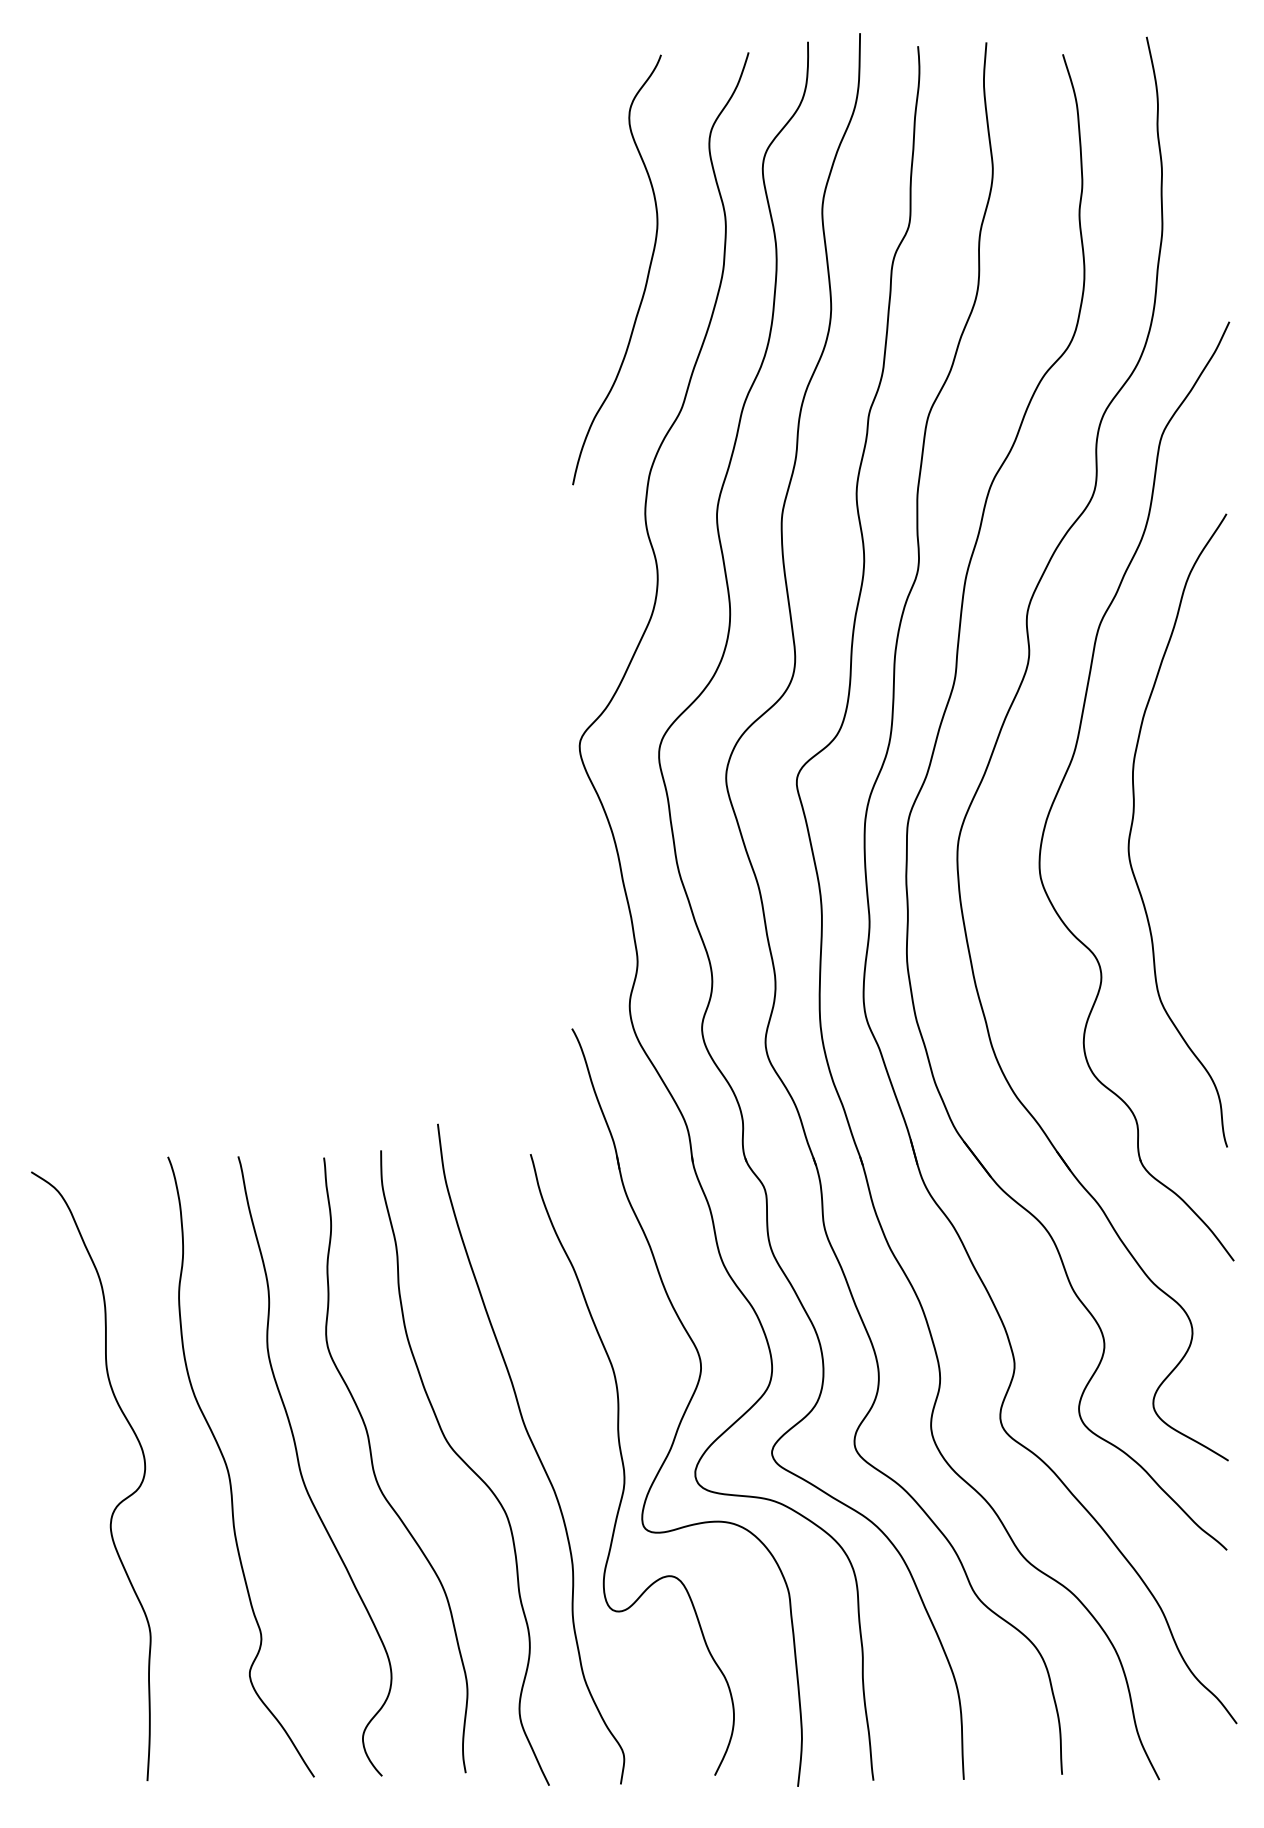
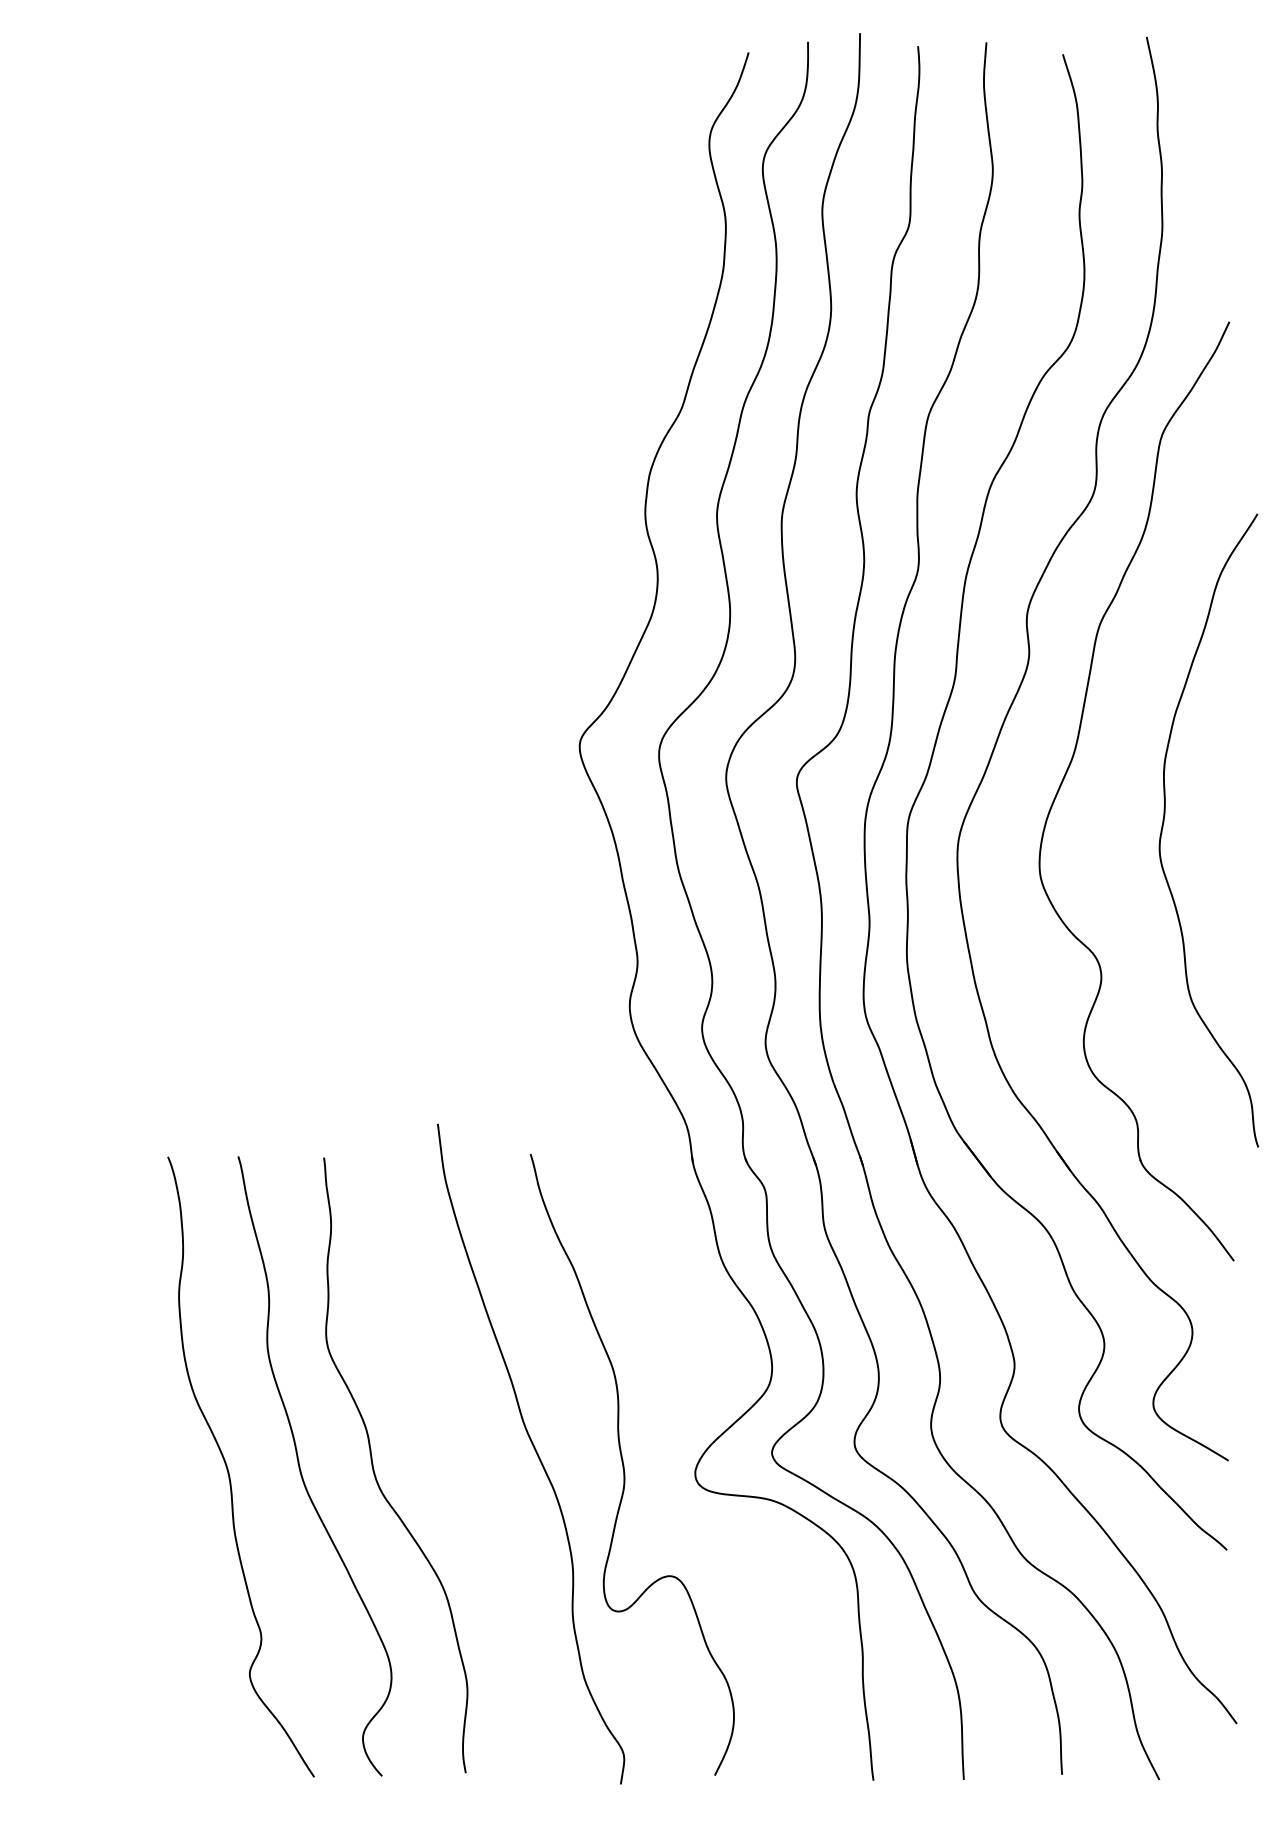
curve: present -> none (646, 277)
curve position: (1133, 822) -> (1164, 822) (1164, 822)
part: present -> none (686, 1407)
curve: present -> none (466, 1465)
curve: present -> none (118, 1503)
